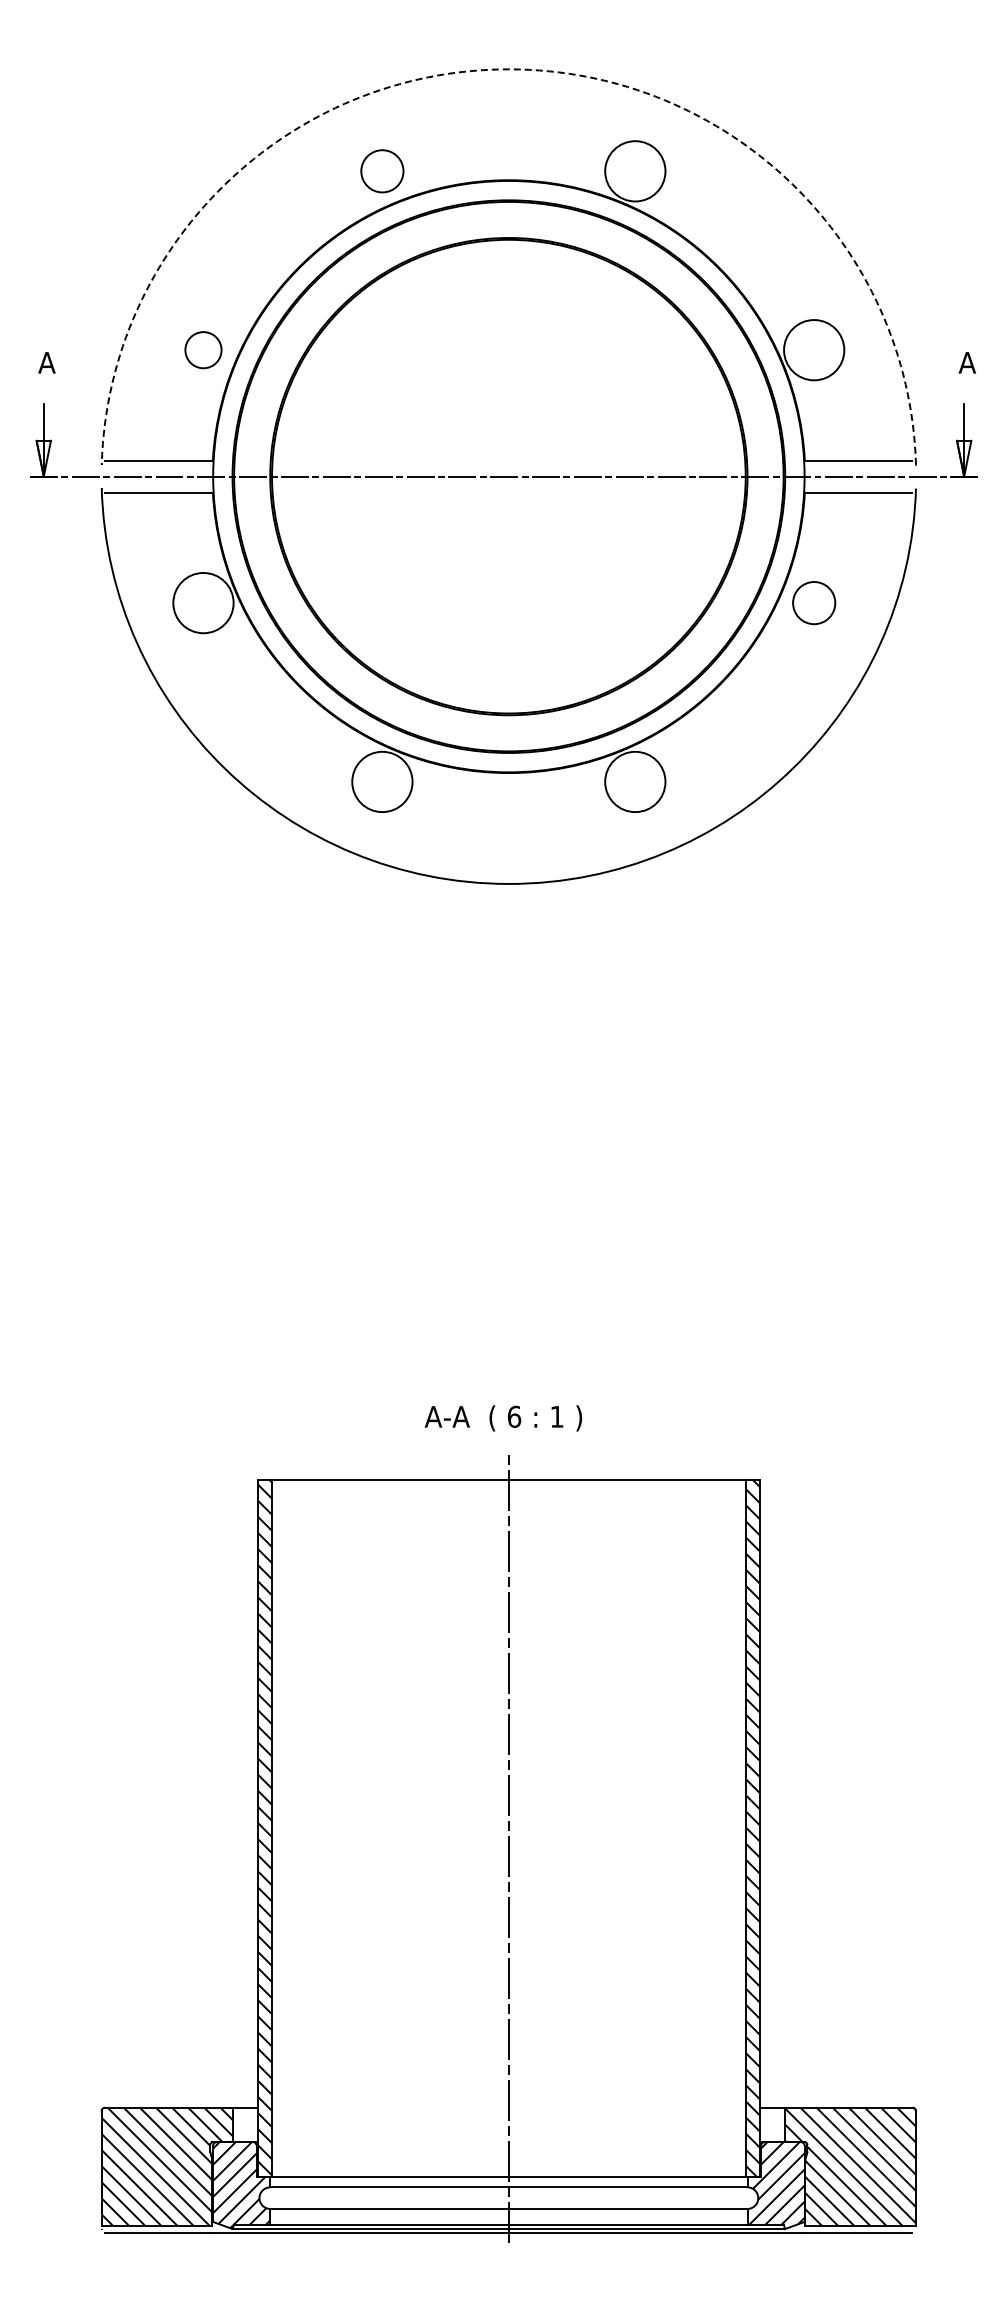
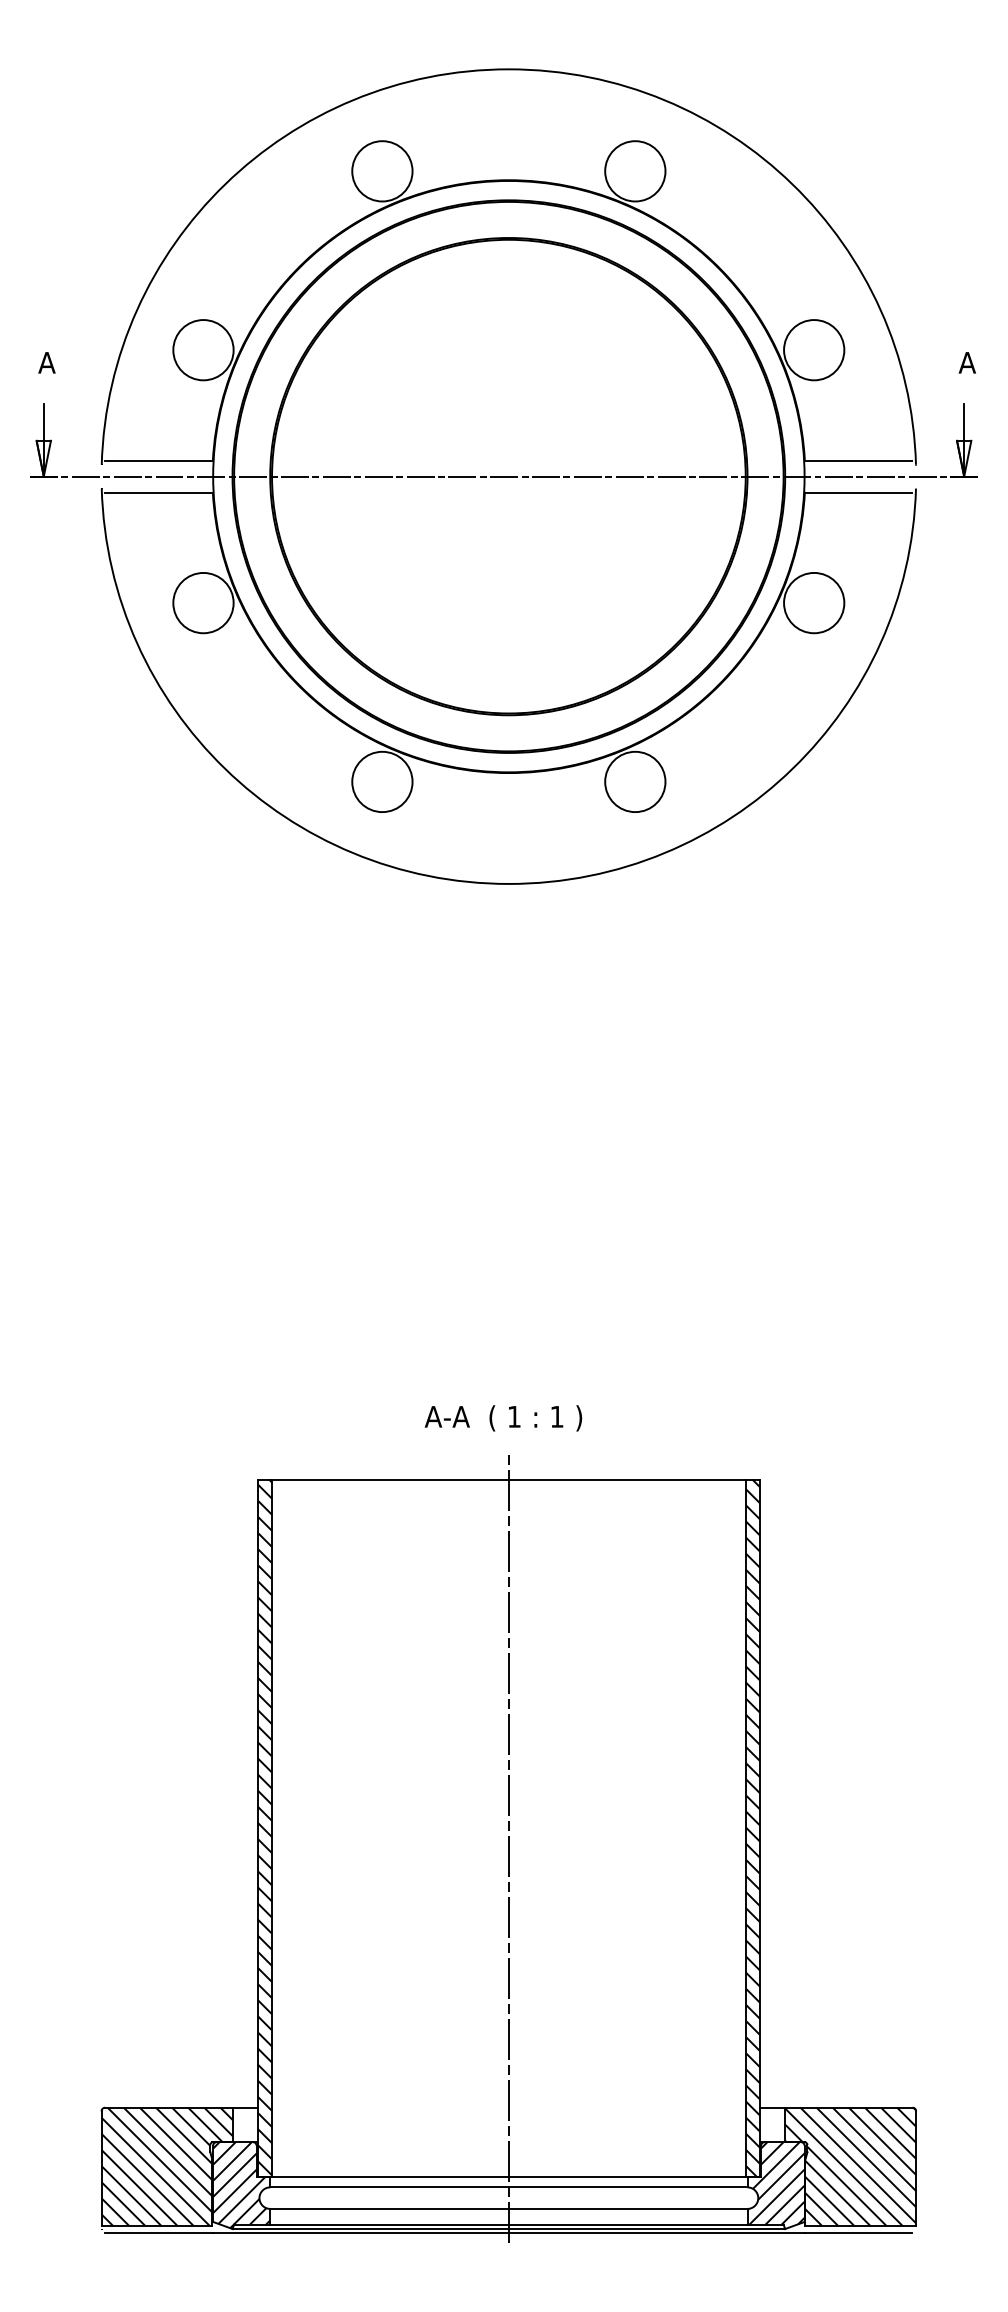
arc: dashed -> solid (508, 69)
circle diameter: 42 px -> 60 px (382, 171)
circle diameter: 36 px -> 60 px (203, 350)
circle diameter: 42 px -> 60 px (814, 602)
text: 6 -> 1 (514, 1416)
